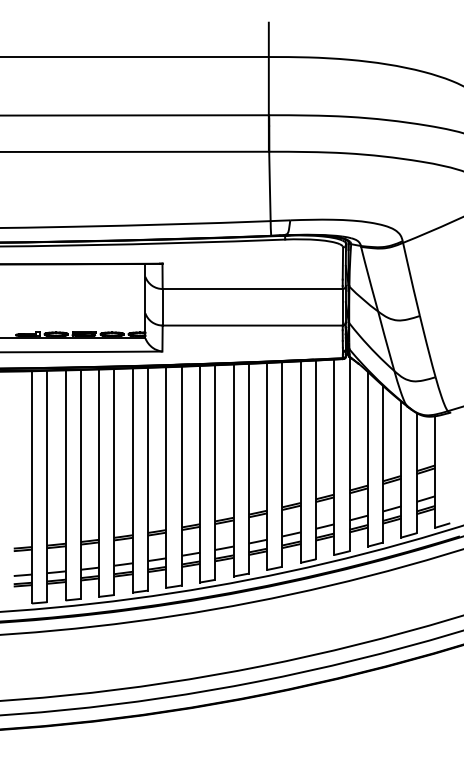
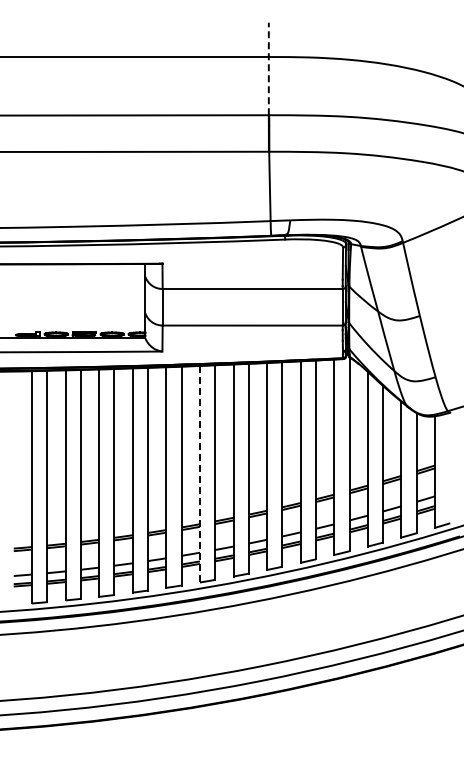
line: solid -> dashed (268, 68)
line: solid -> dashed (199, 474)
